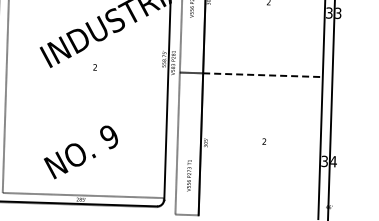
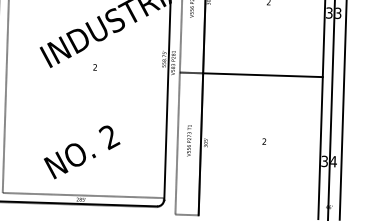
line: dashed -> solid (262, 75)
line: none -> present (342, 109)
text: 9 -> 2 (109, 137)
text position: (189, 175) -> (189, 140) (189, 140)
